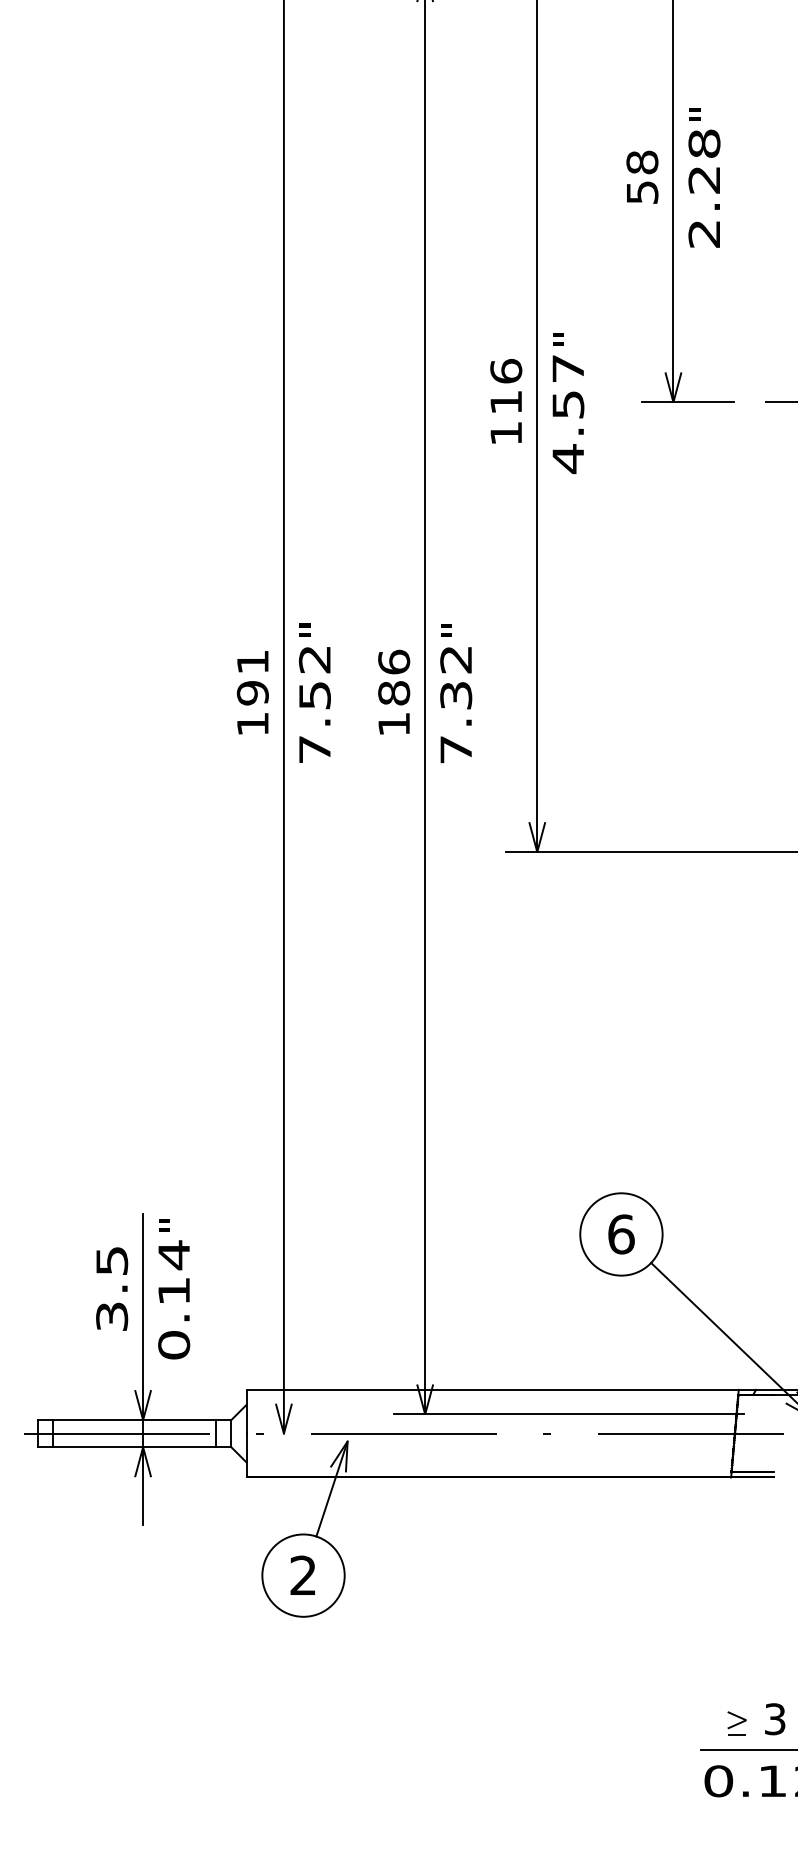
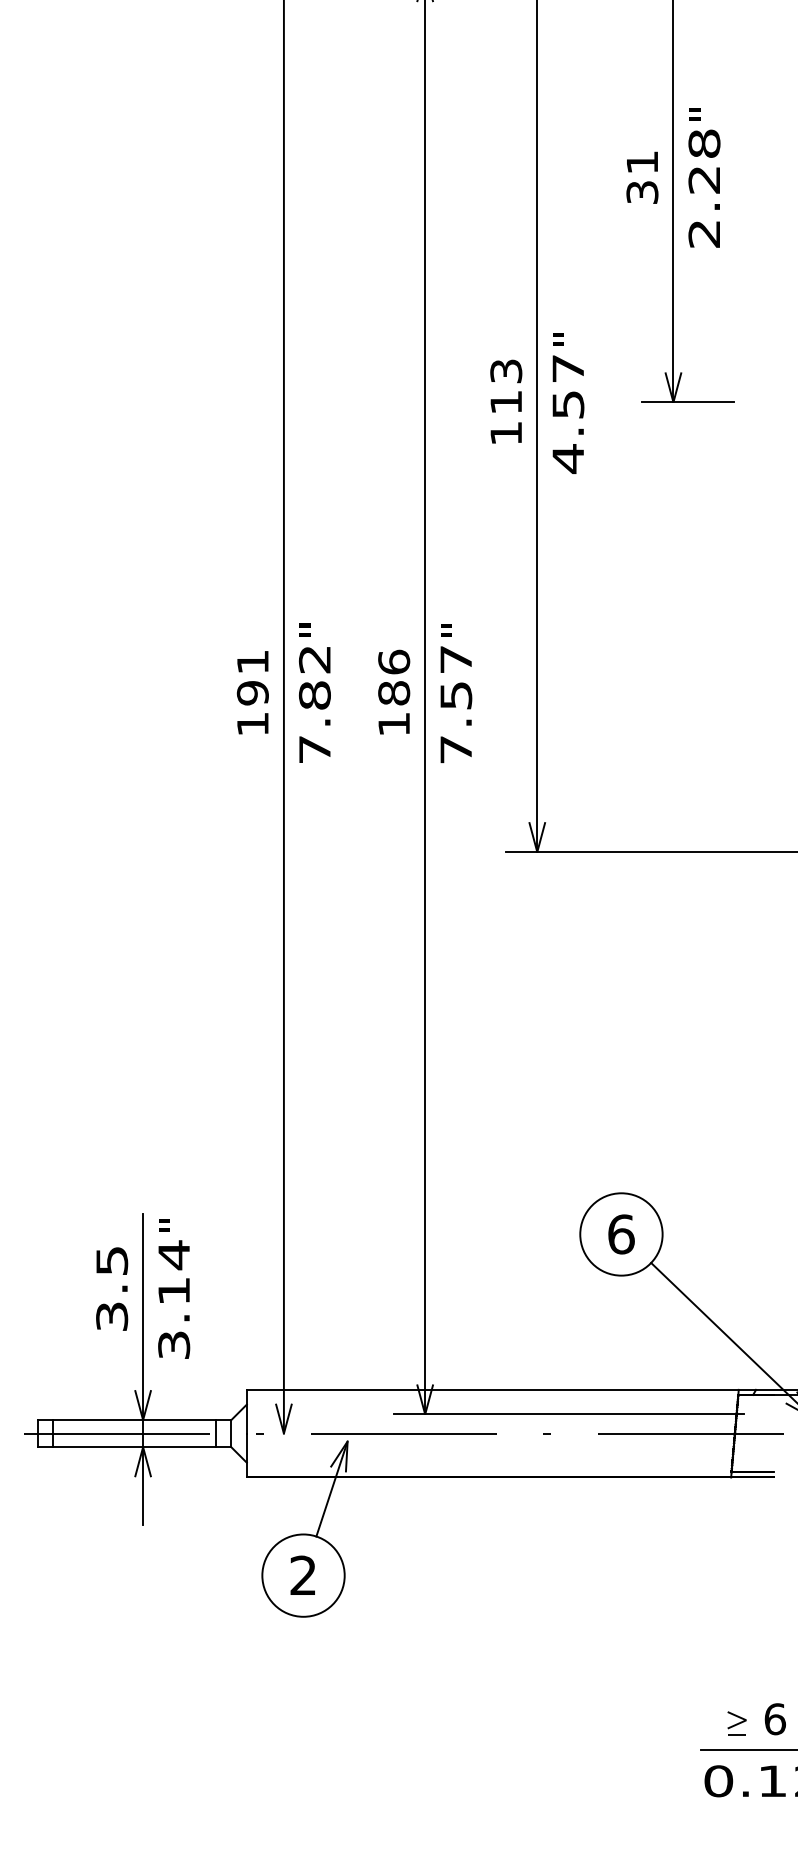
text: 58 -> 31 (642, 176)
text: 116 -> 113 (506, 370)
line: present -> none (779, 402)
text: 7.32 -> 7.57 (455, 677)
text: 7.52 -> 7.82 (314, 695)
text: 0.14 -> 3.14 (174, 1345)
text: 3 -> 6 (774, 1719)
